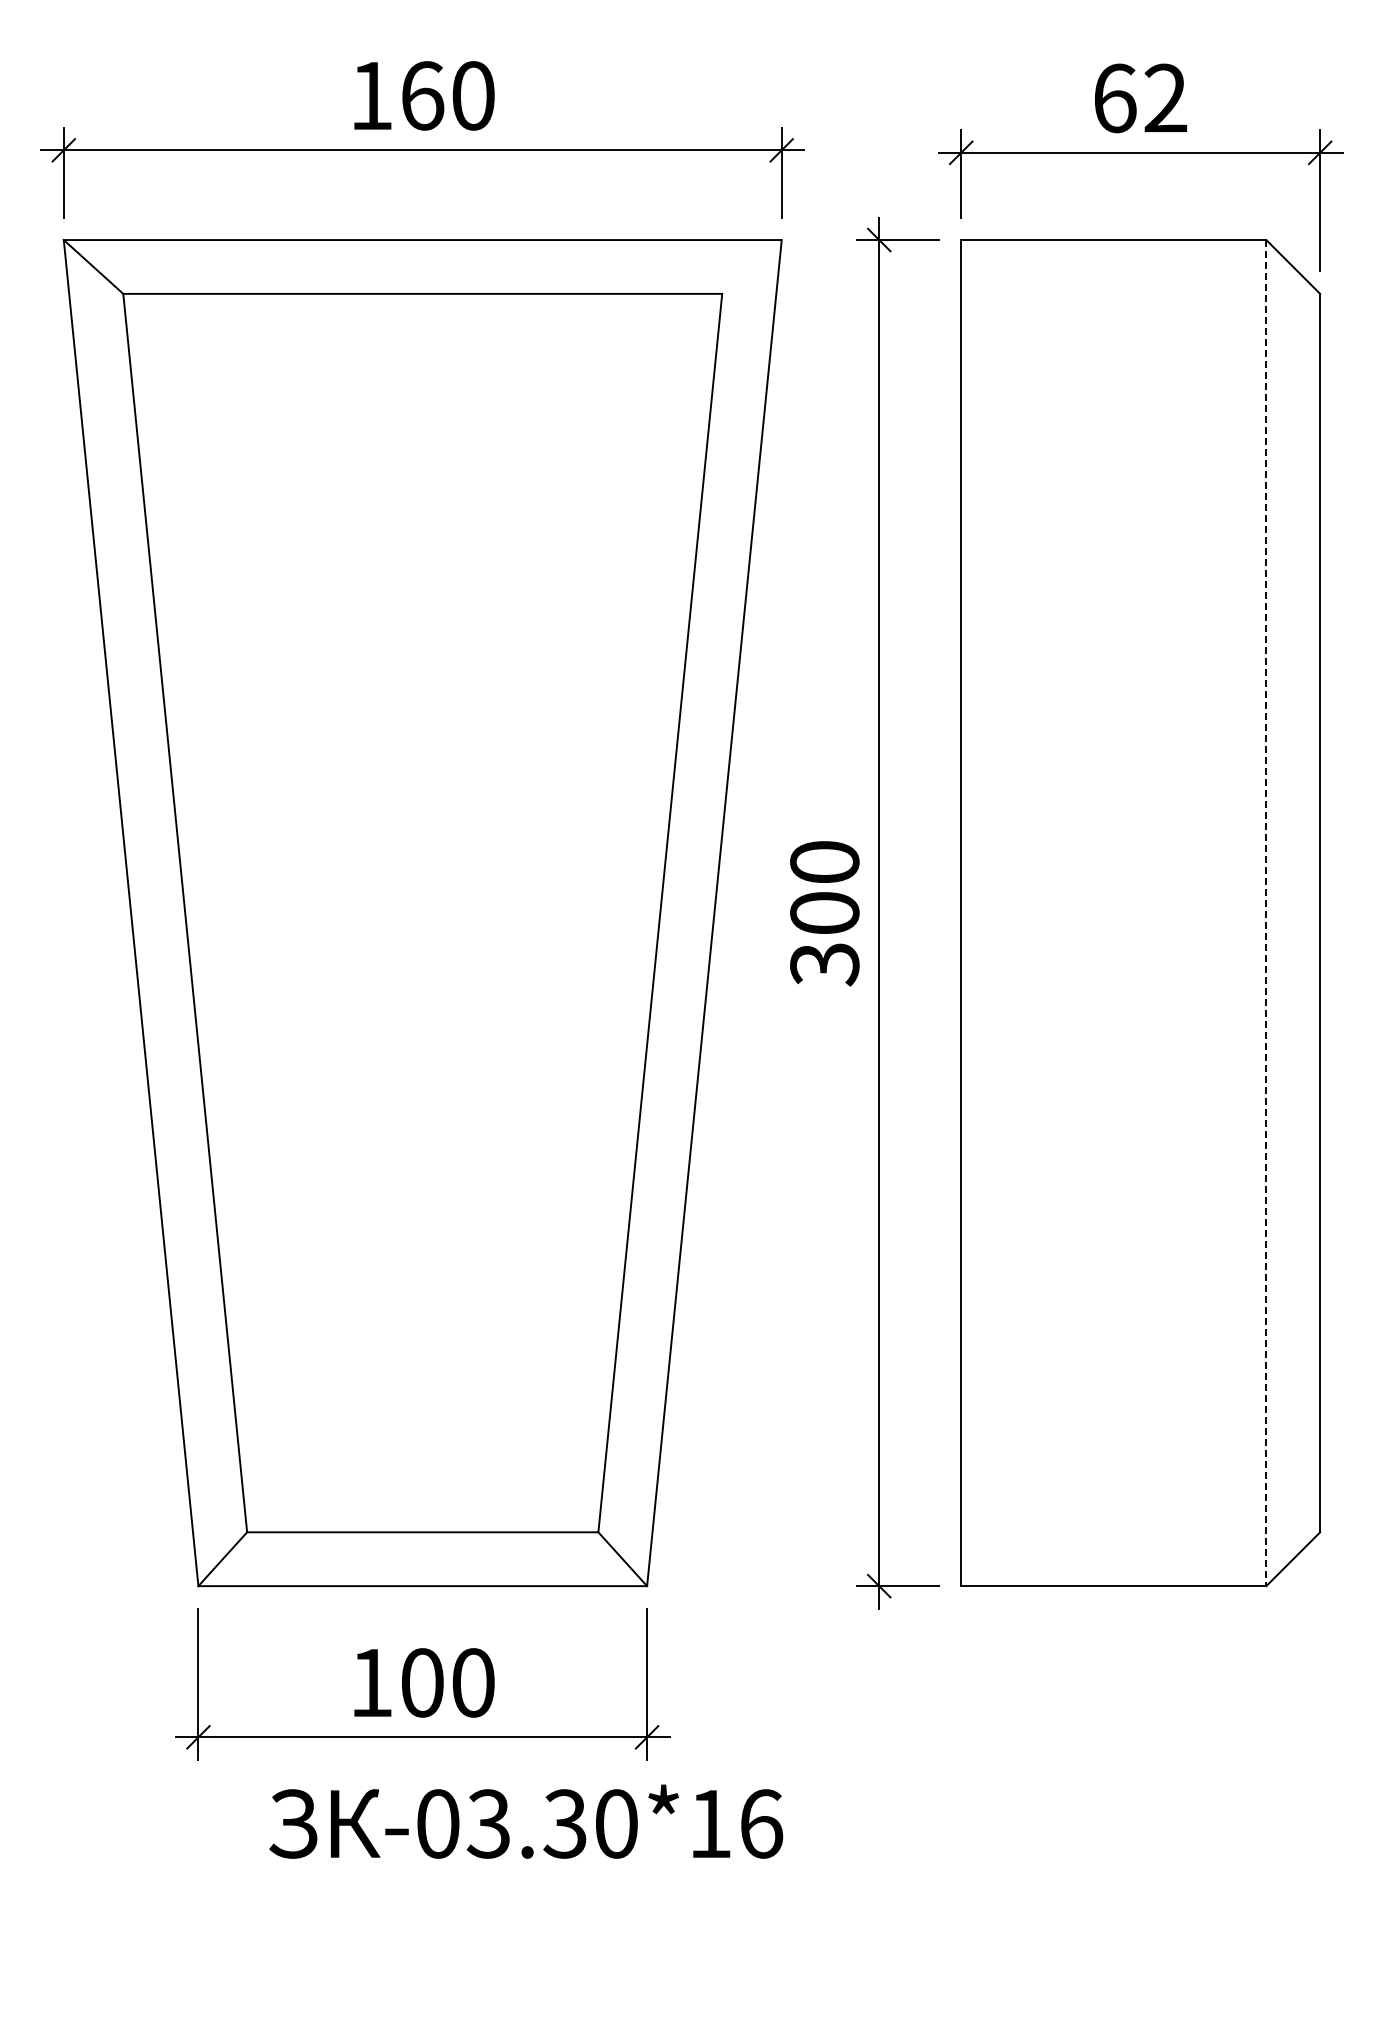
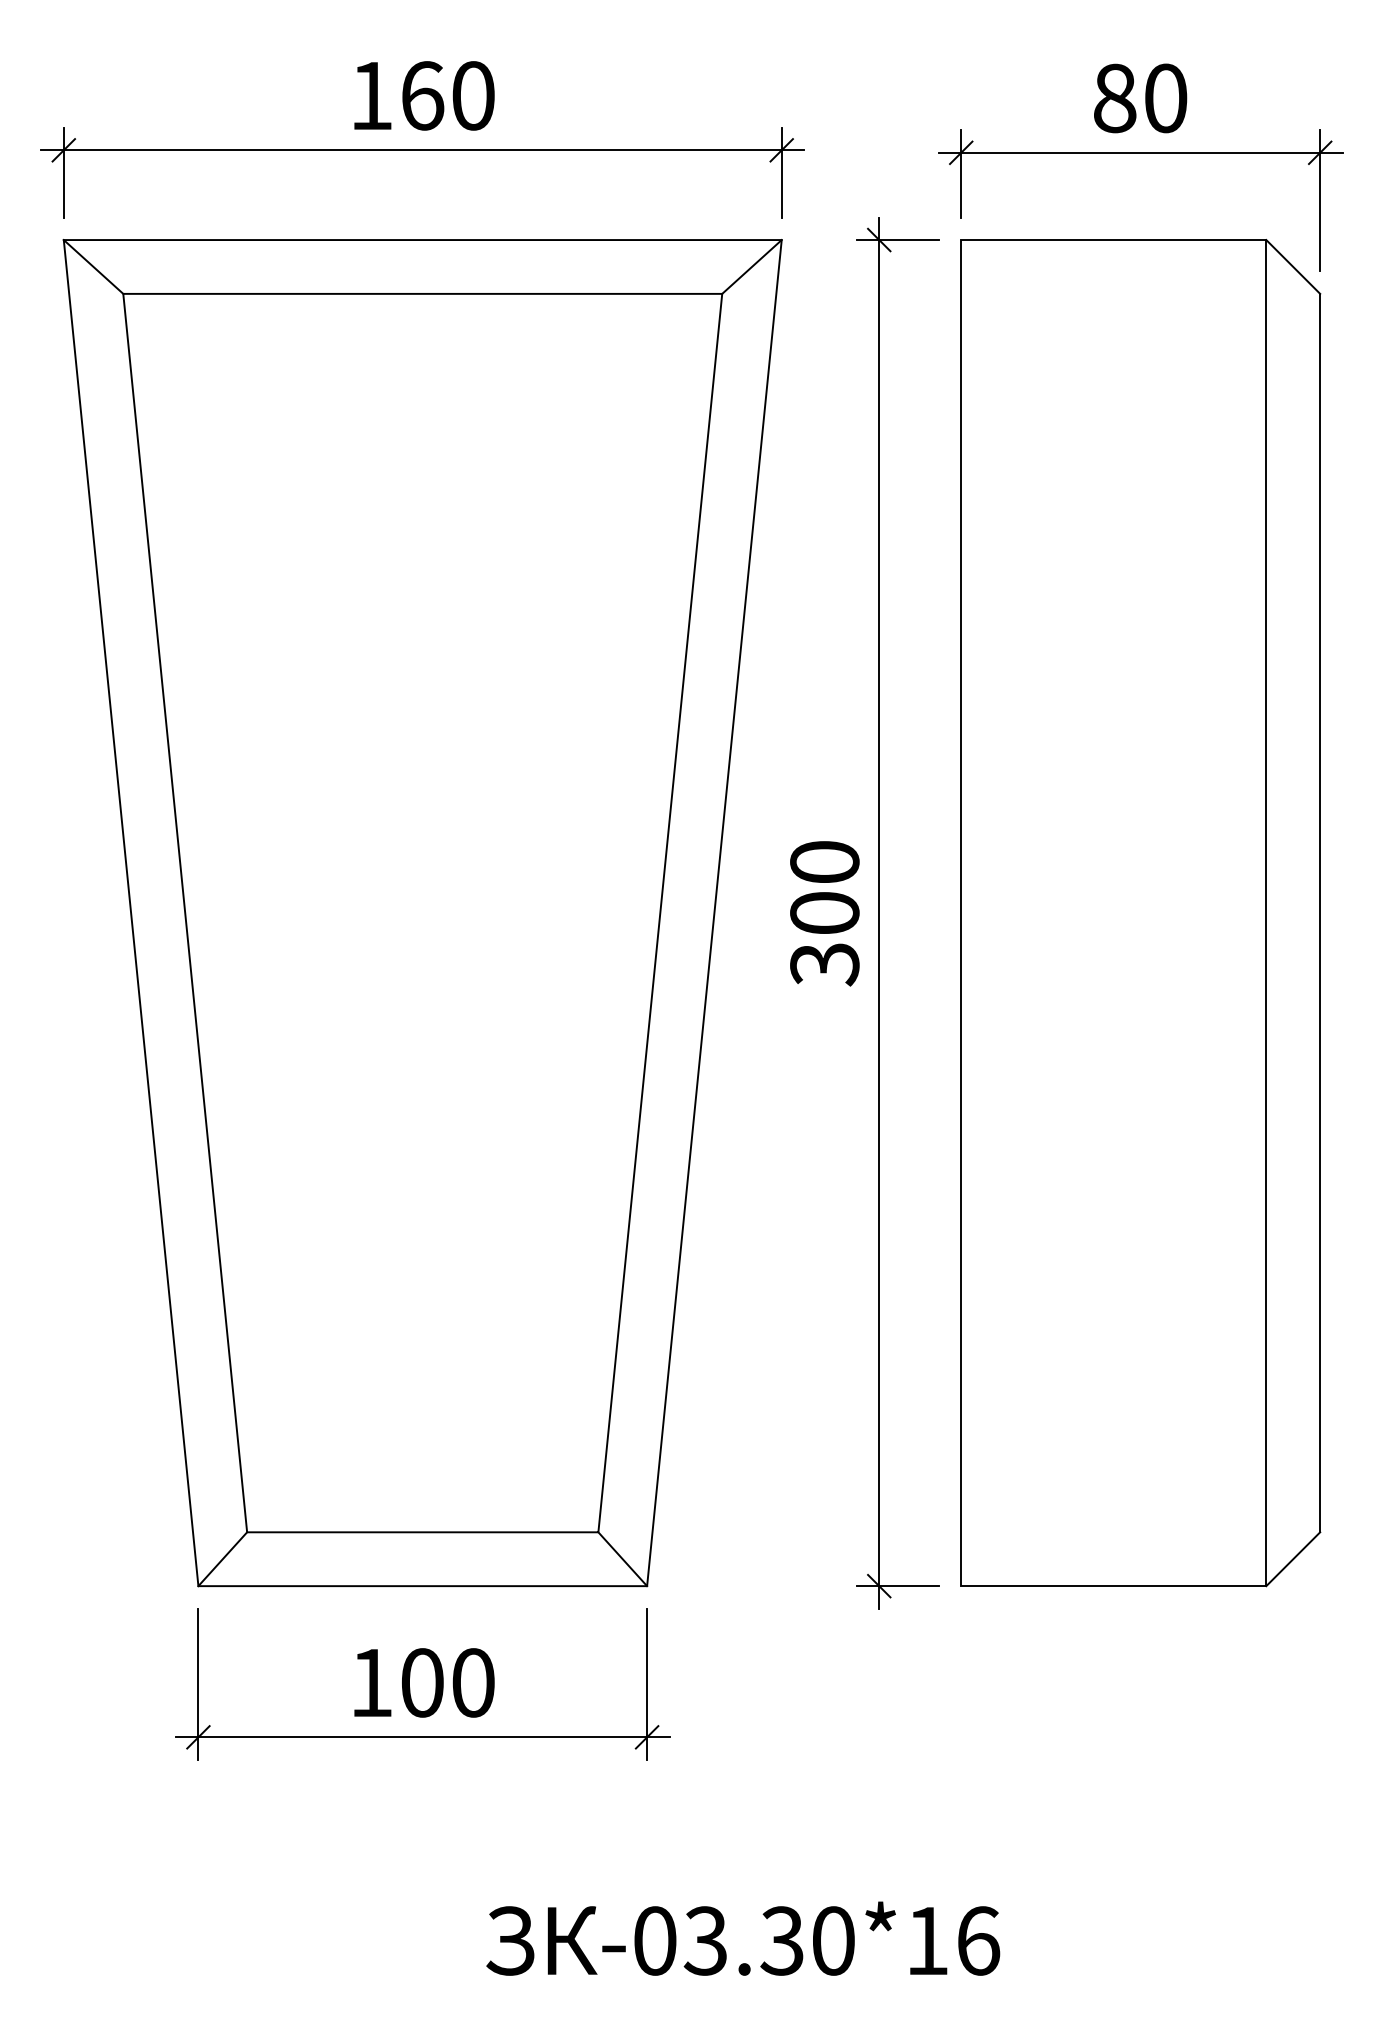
text: 62 -> 80 (1140, 98)
line: none -> present (751, 266)
line: dashed -> solid (1266, 913)
text position: (526, 1821) -> (743, 1938) (743, 1938)
